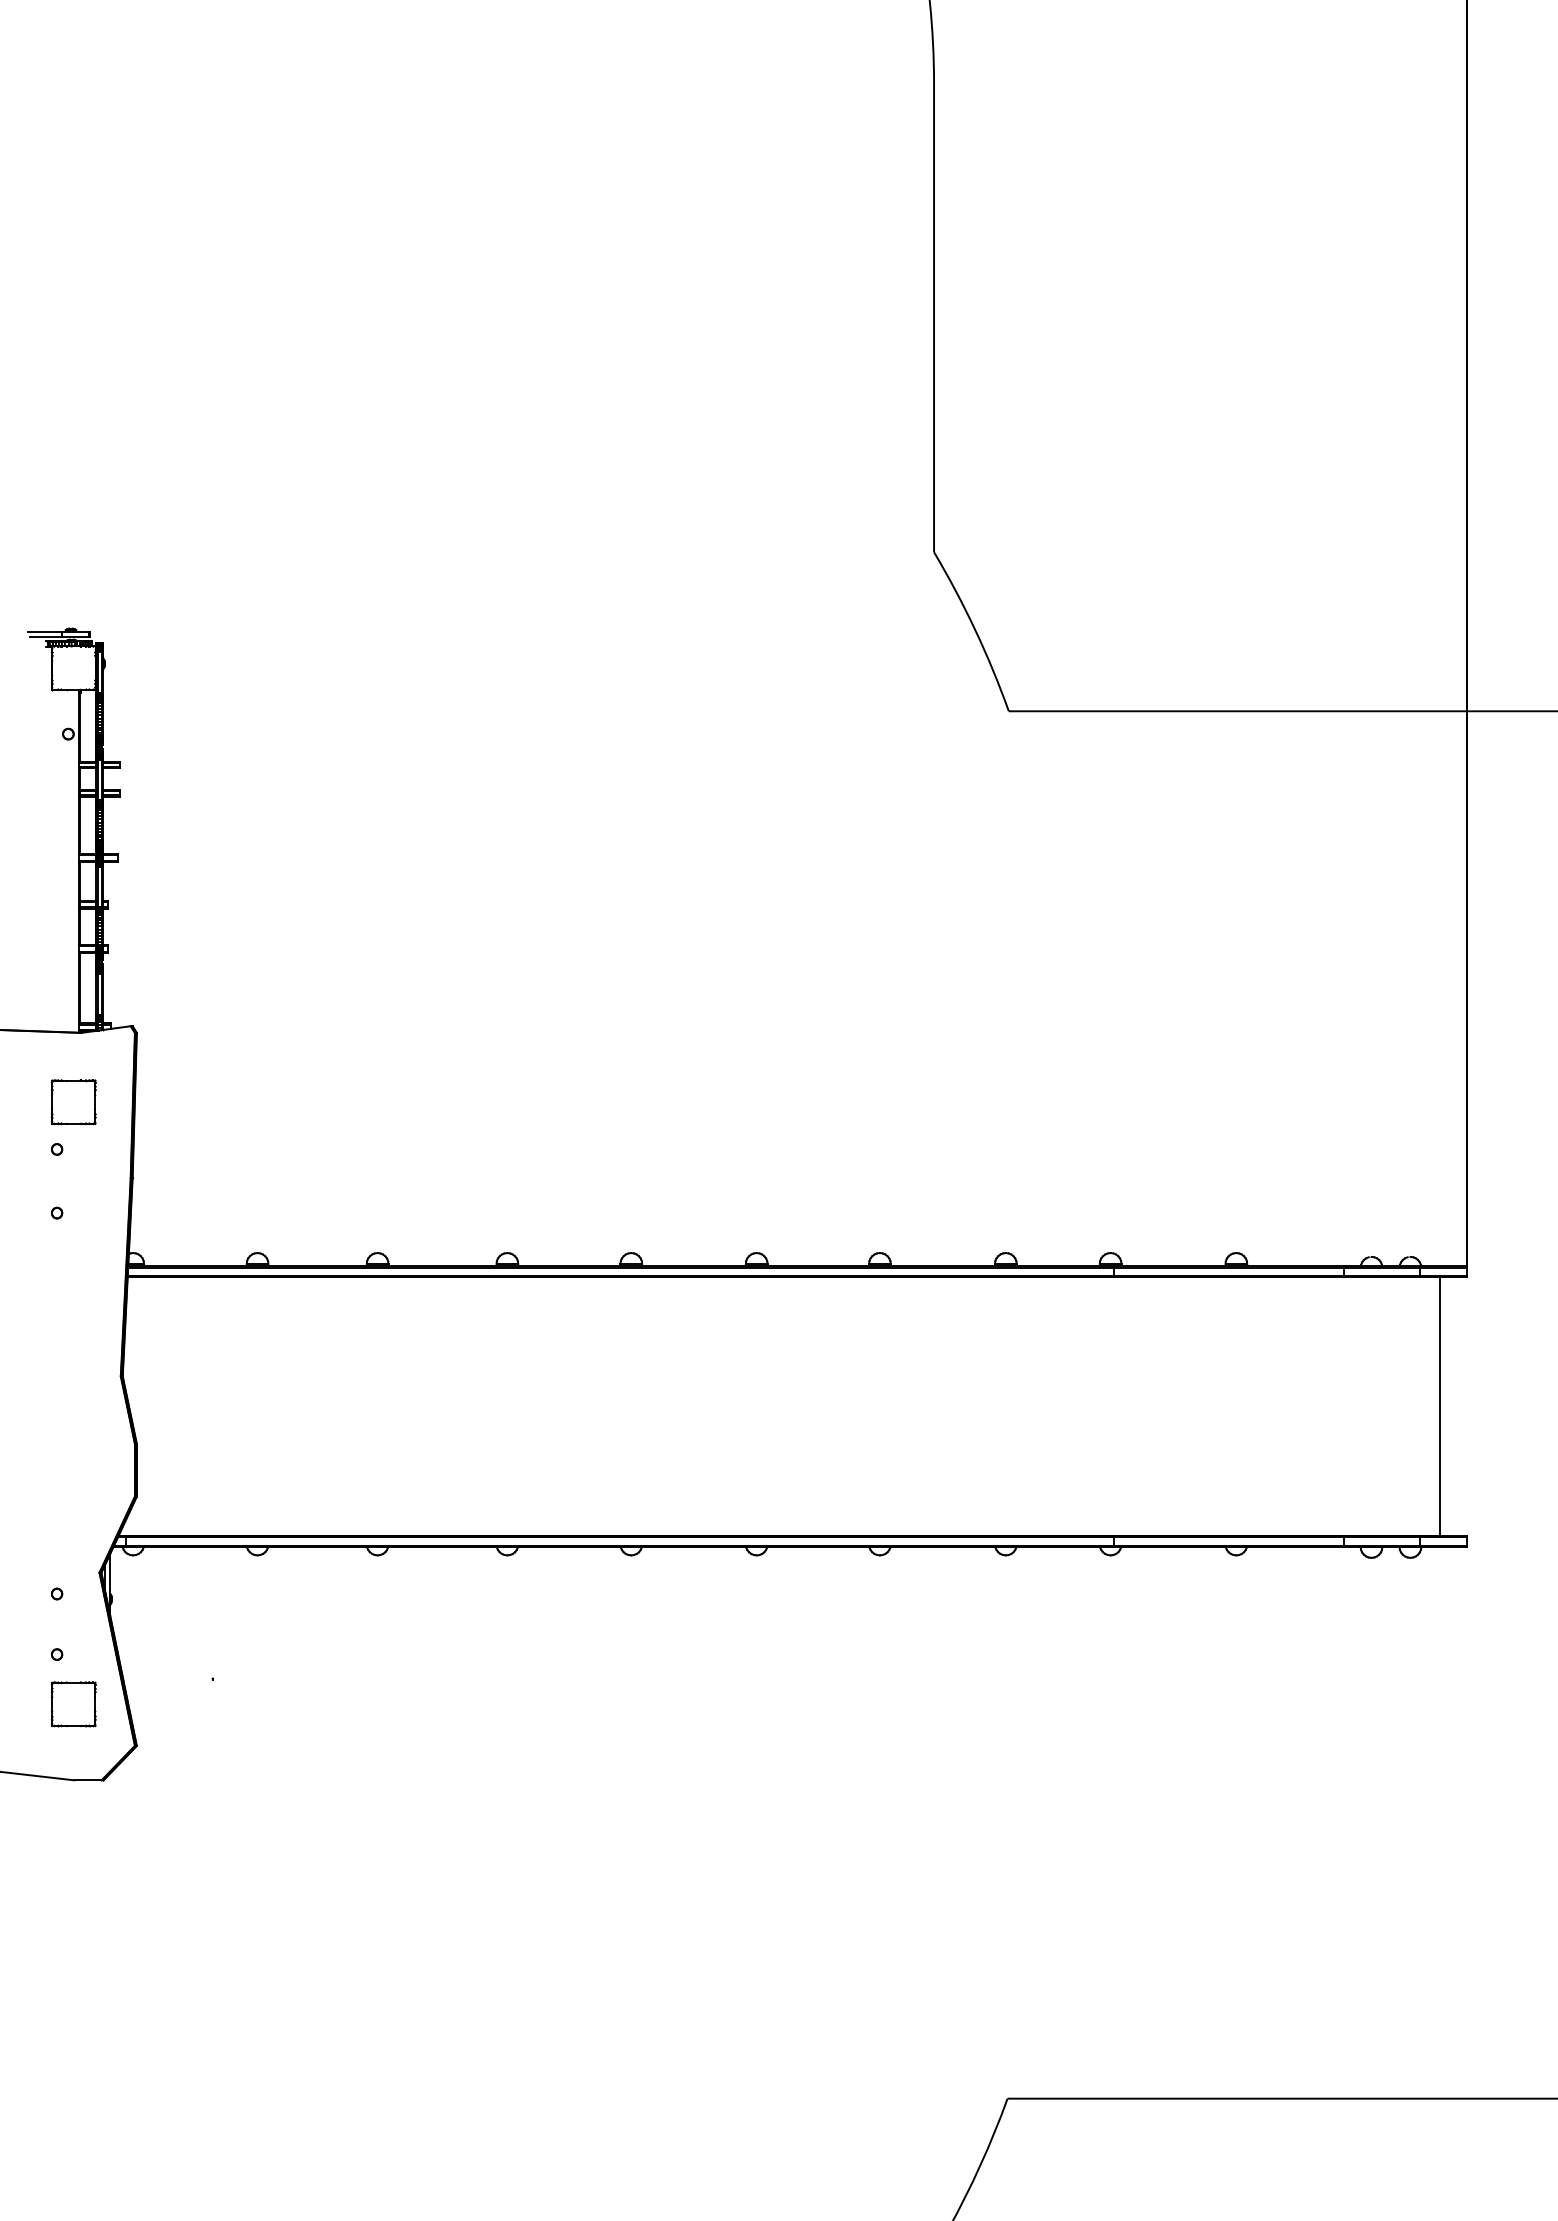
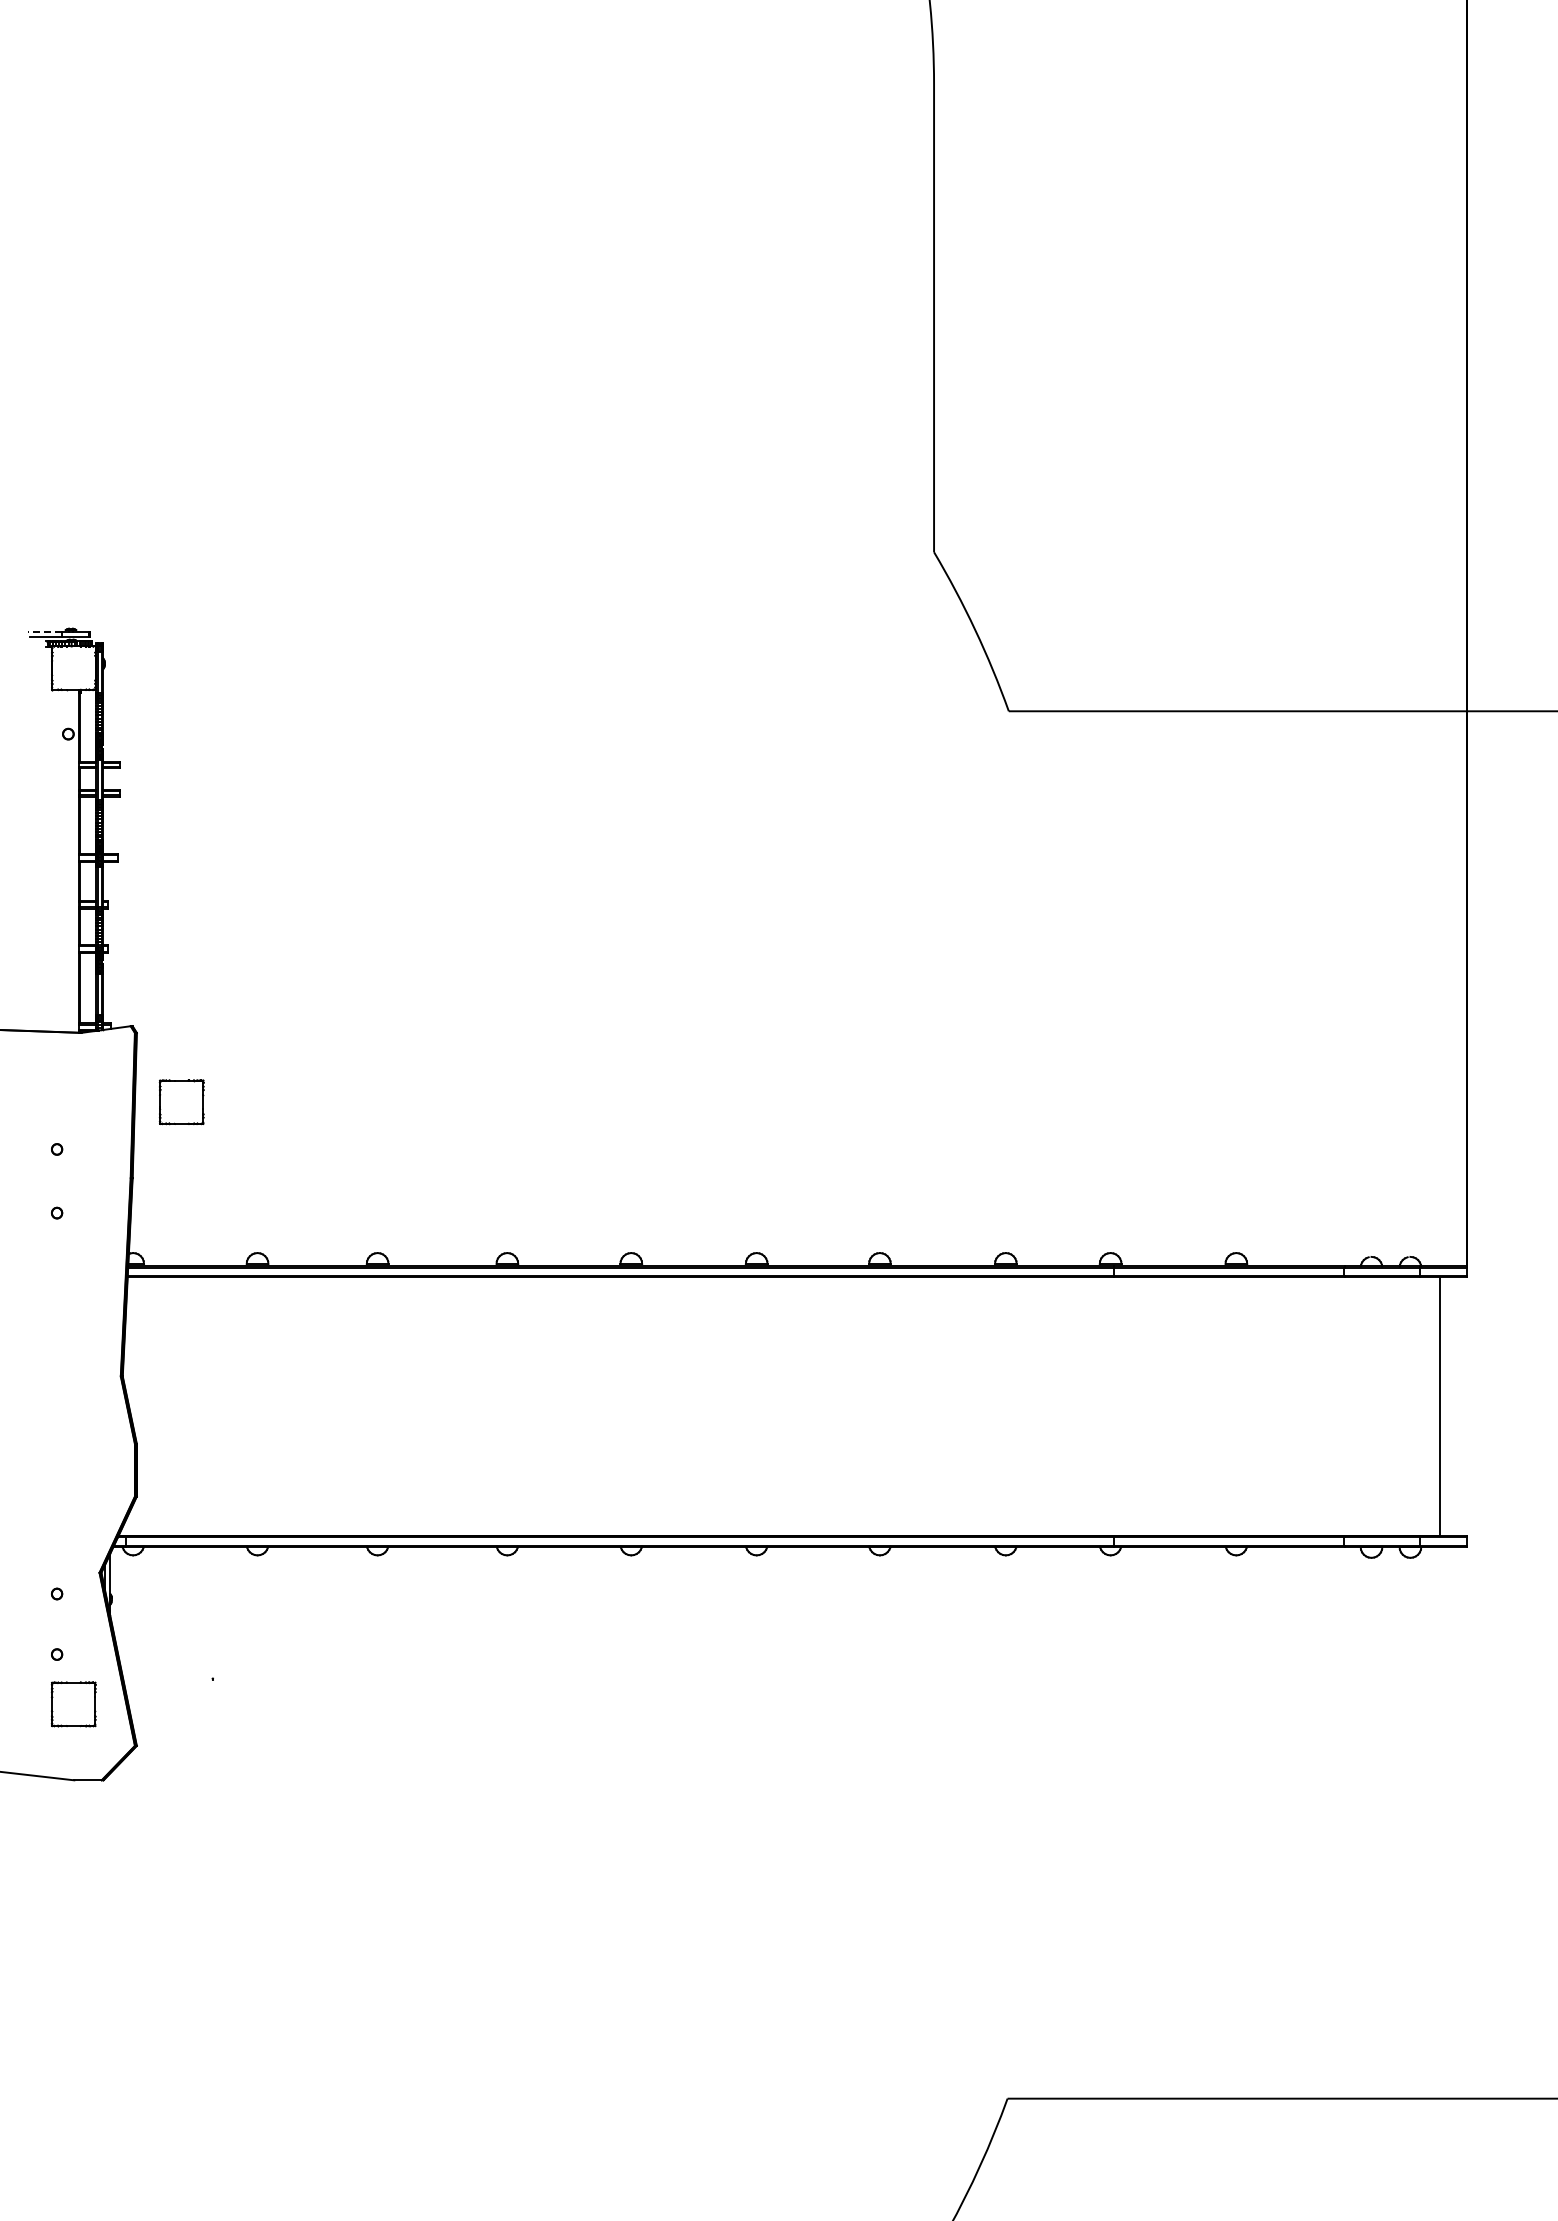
line: solid -> dashed (44, 631)
part position: (73, 1102) -> (181, 1102) (181, 1102)
